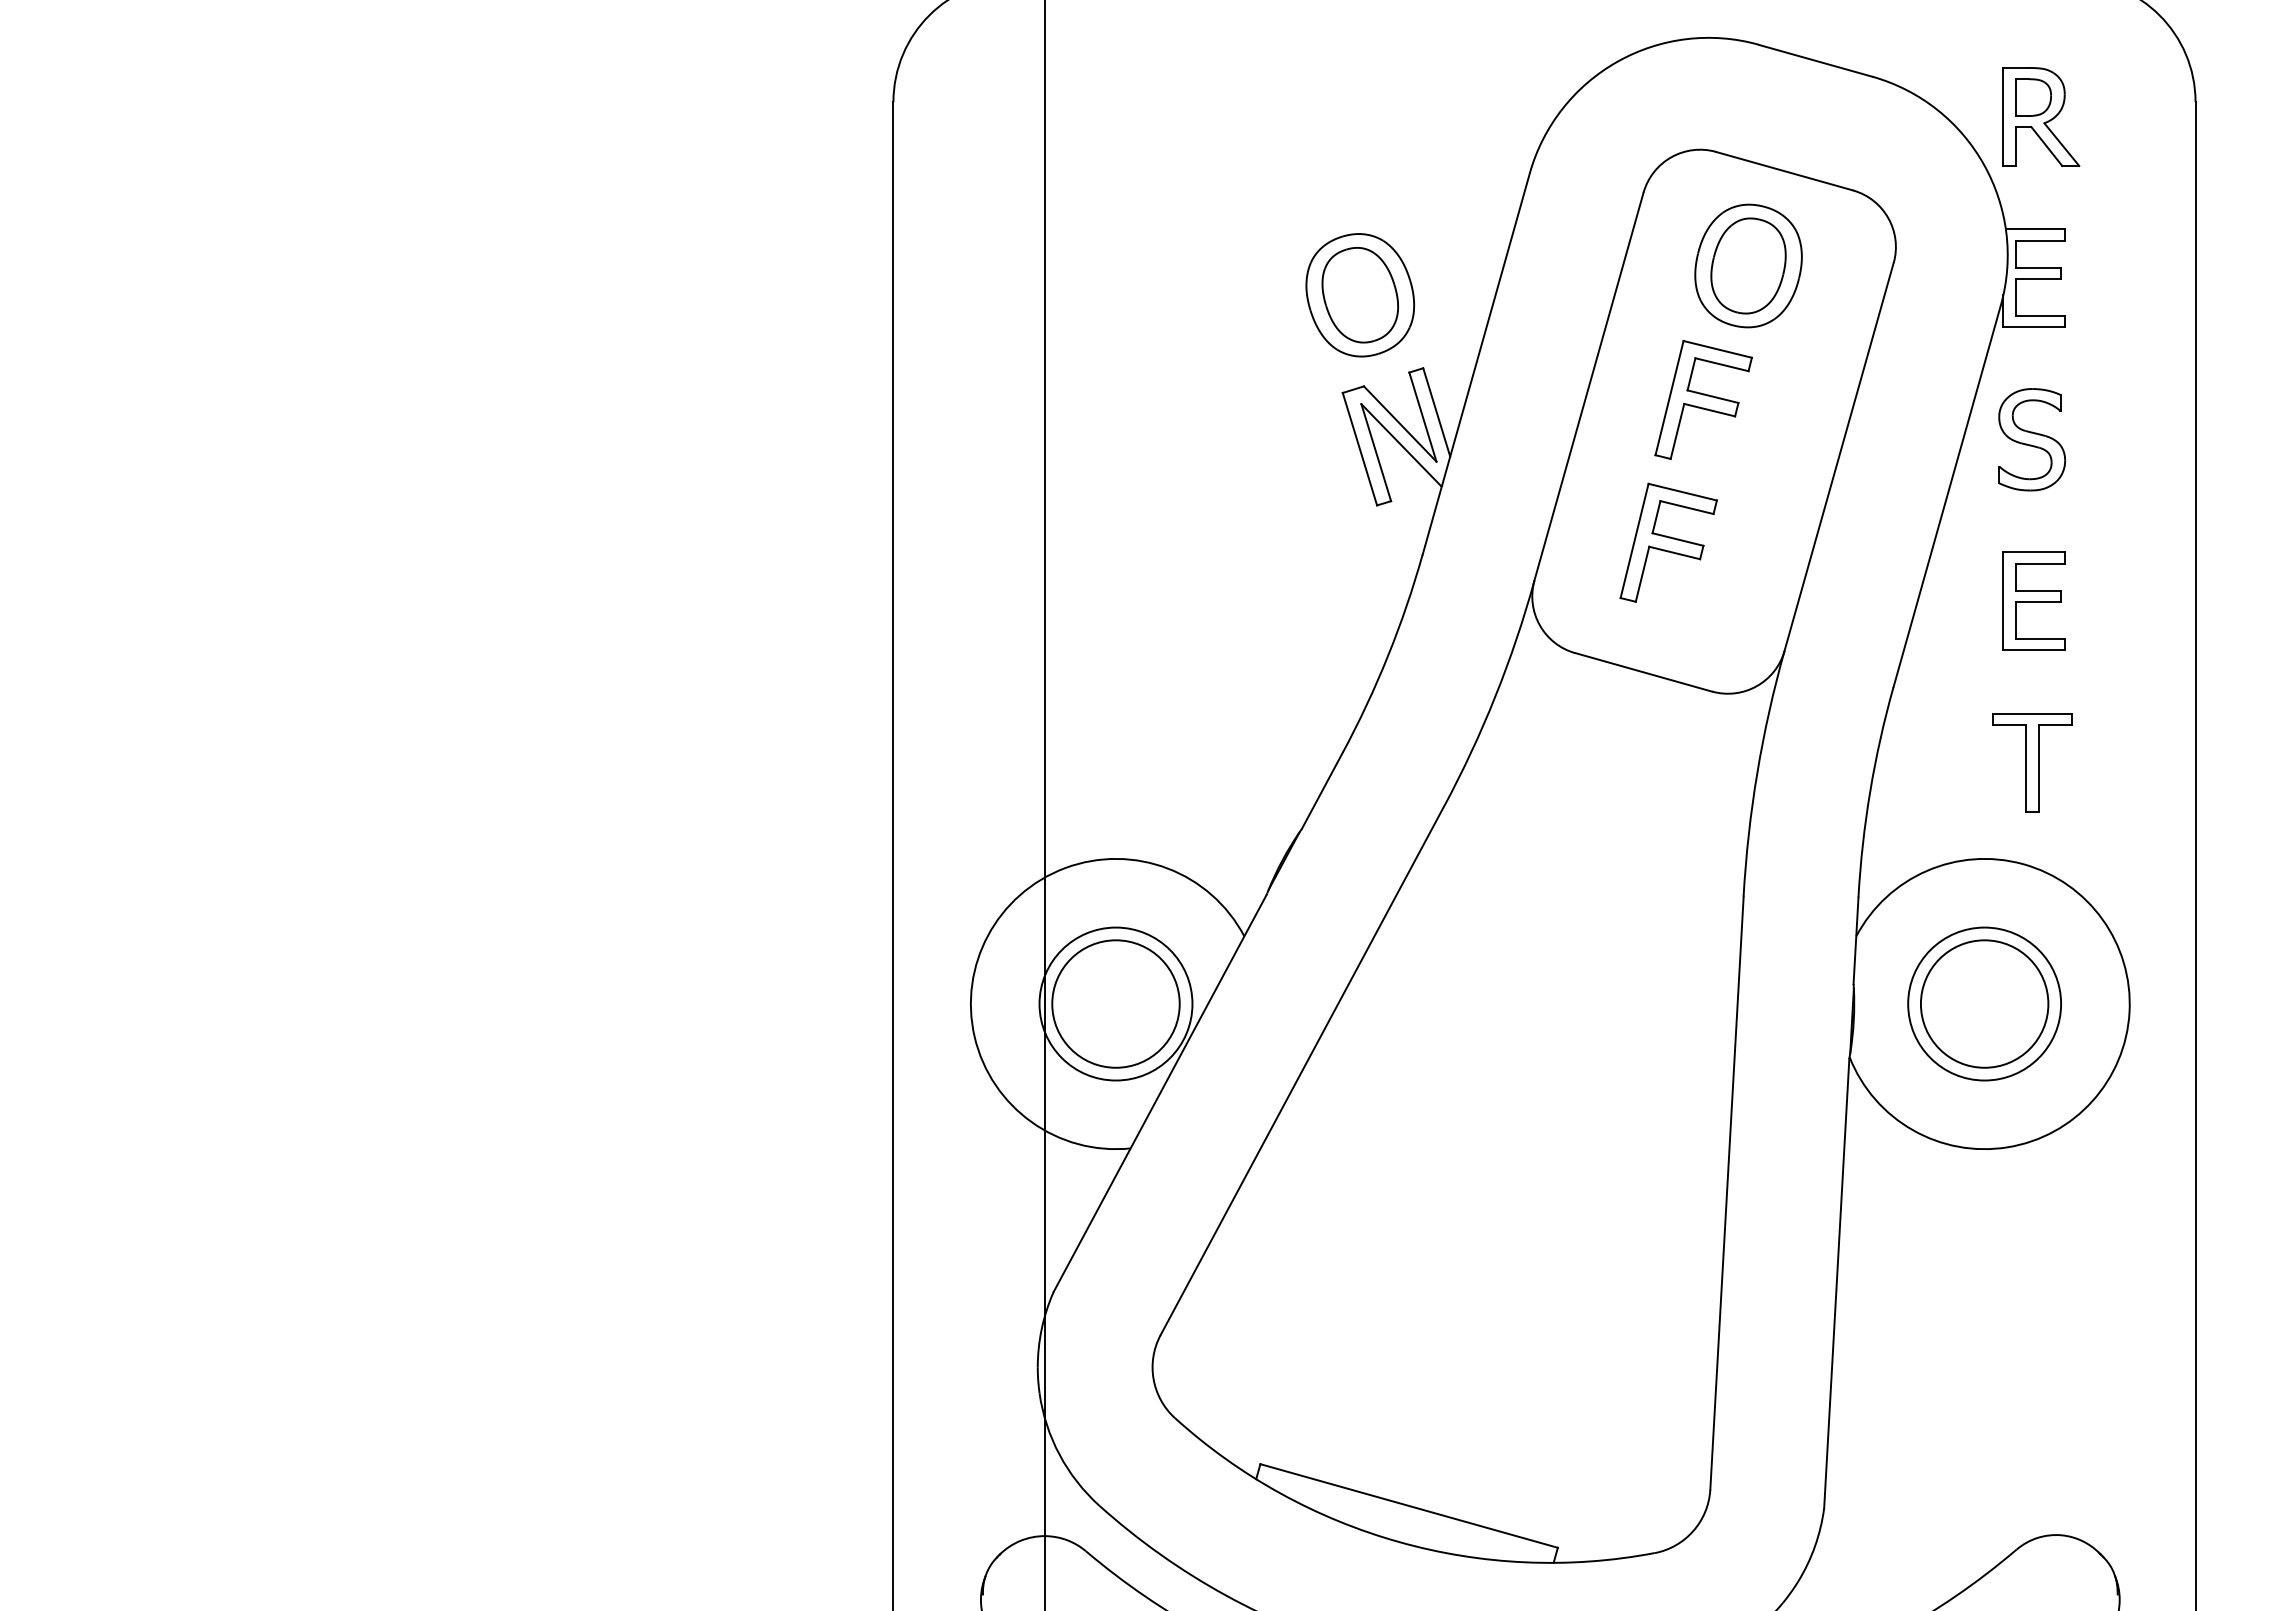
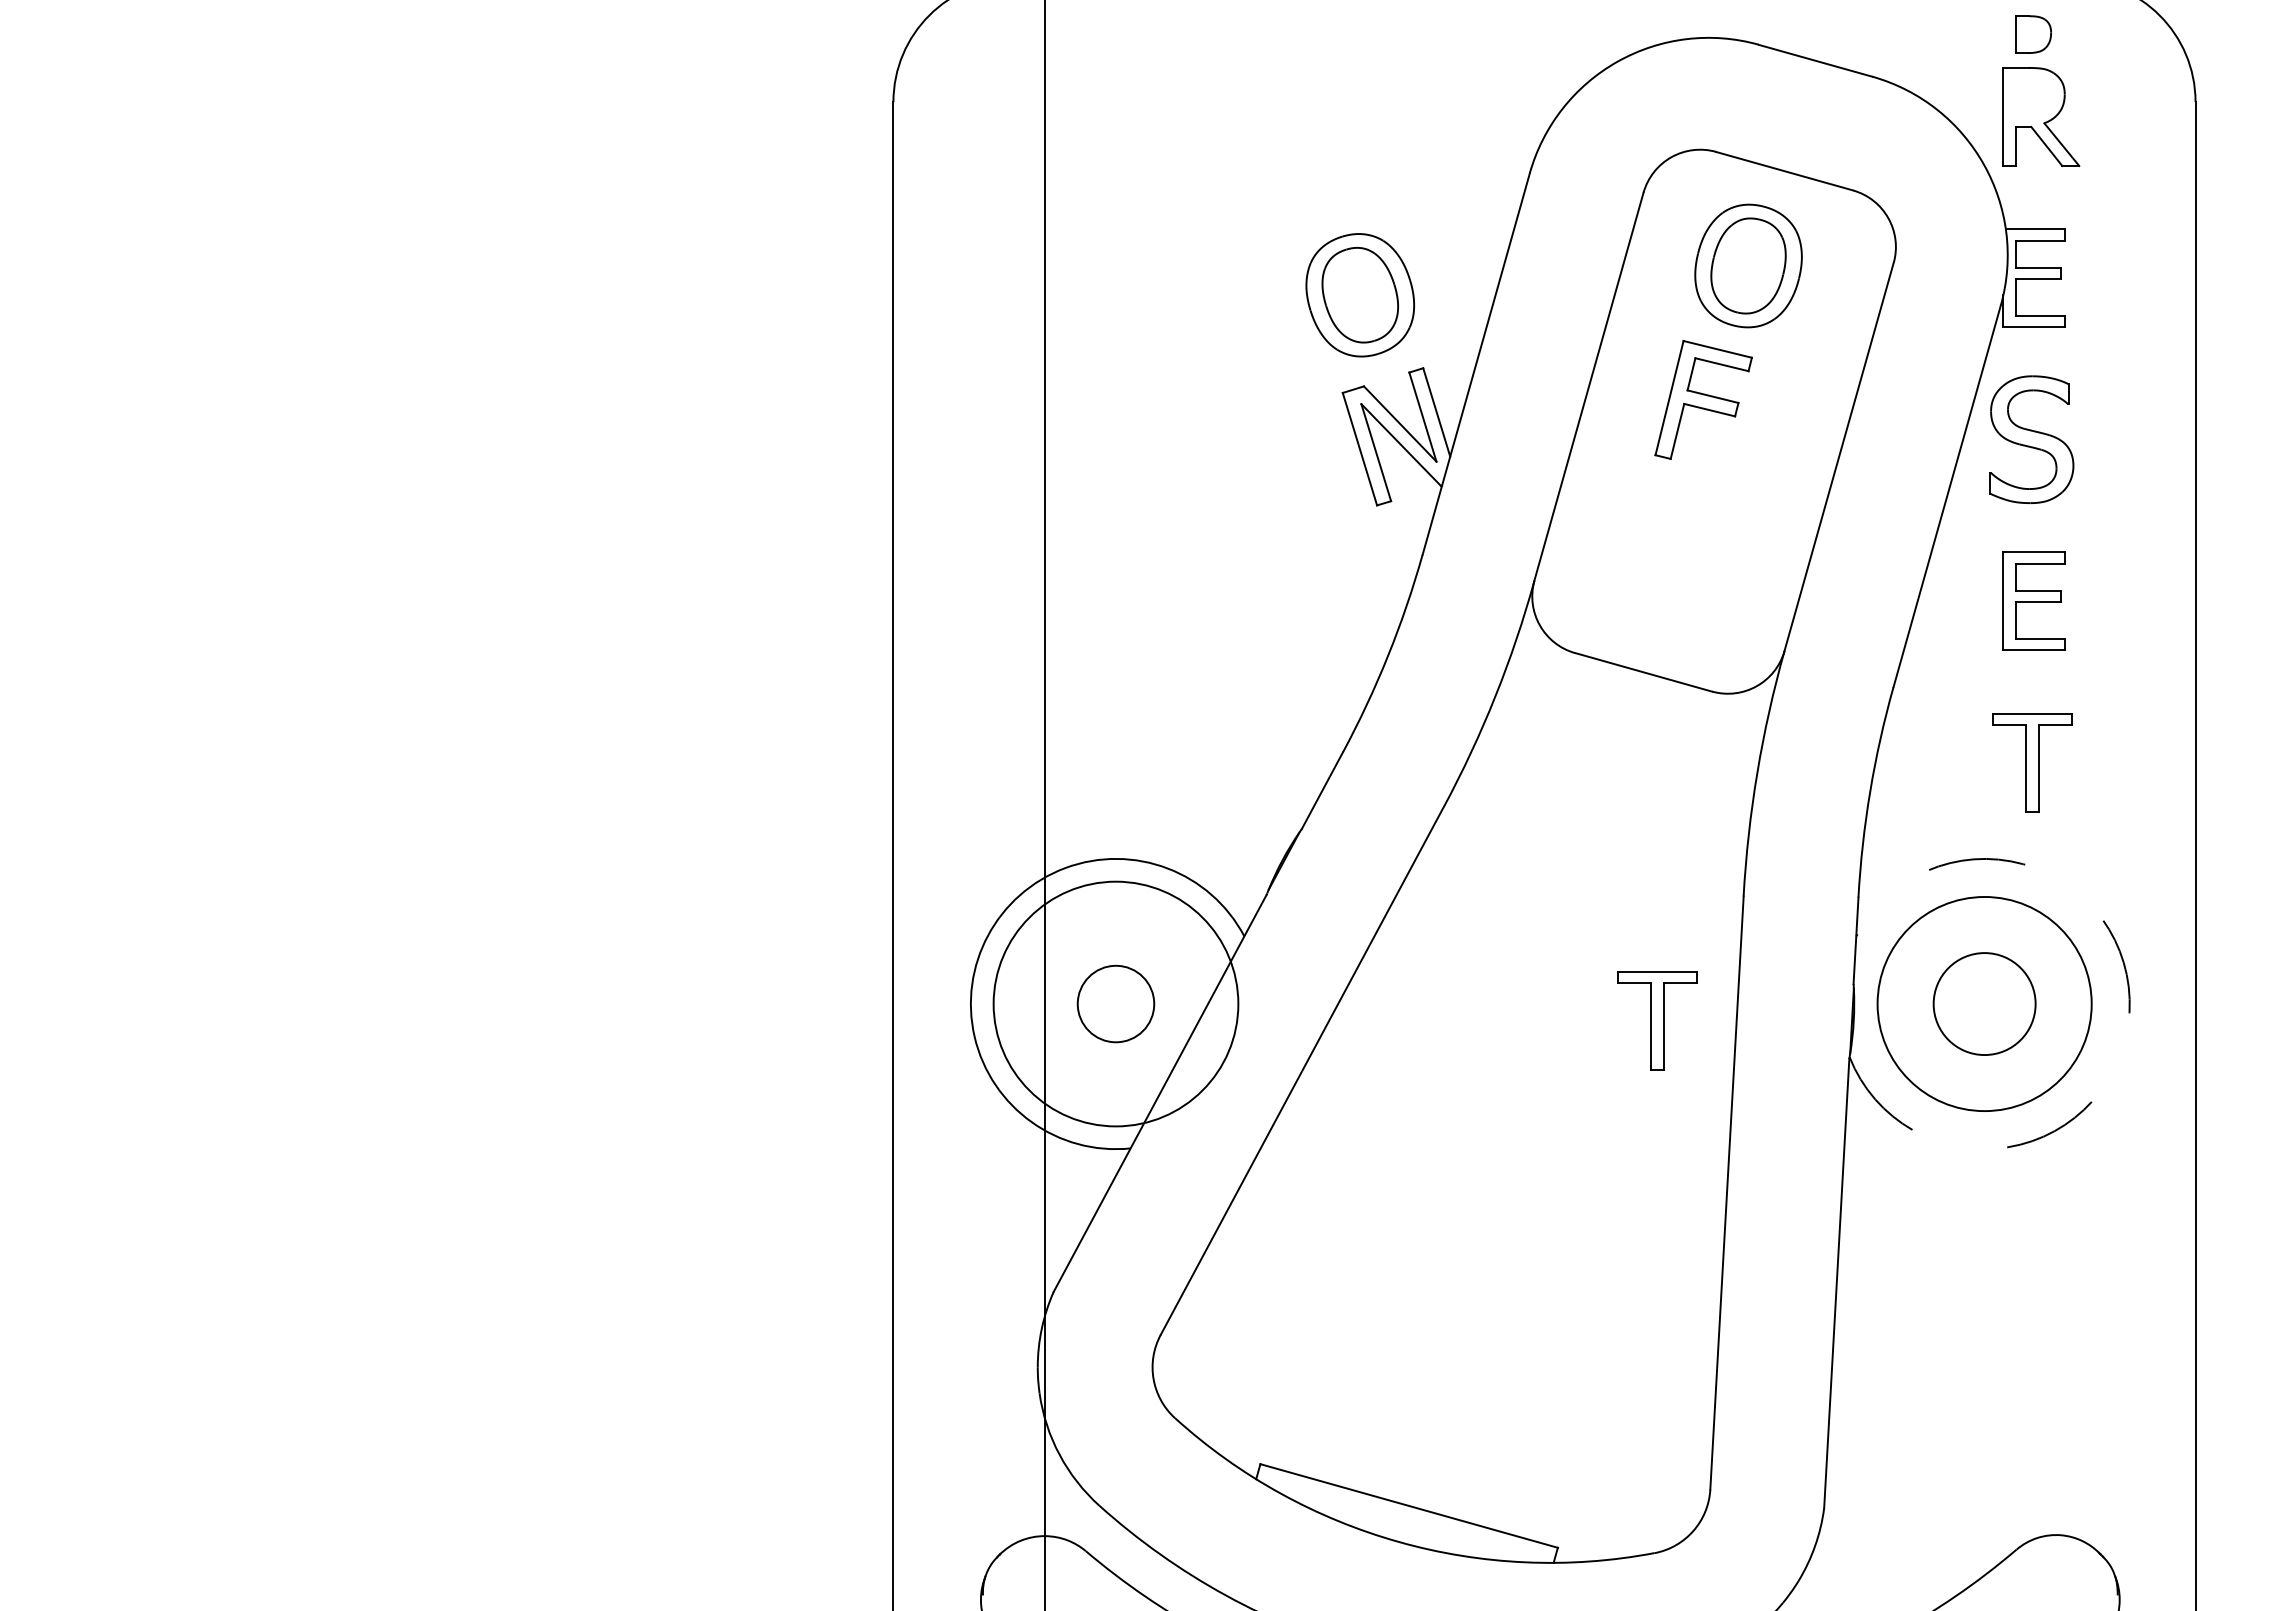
part position: (2033, 97) -> (2033, 34) (2033, 34)
part size: 68x104 px -> 86x129 px (2031, 439)
part: present -> none (1668, 542)
circle diameter: 127 px -> 76 px (1115, 1003)
circle diameter: 153 px -> 245 px (1115, 1003)
circle diameter: 127 px -> 102 px (1984, 1004)
circle diameter: 153 px -> 214 px (1984, 1003)
arc: solid -> dashed (2129, 1012)
part: none -> present (1657, 1020)
